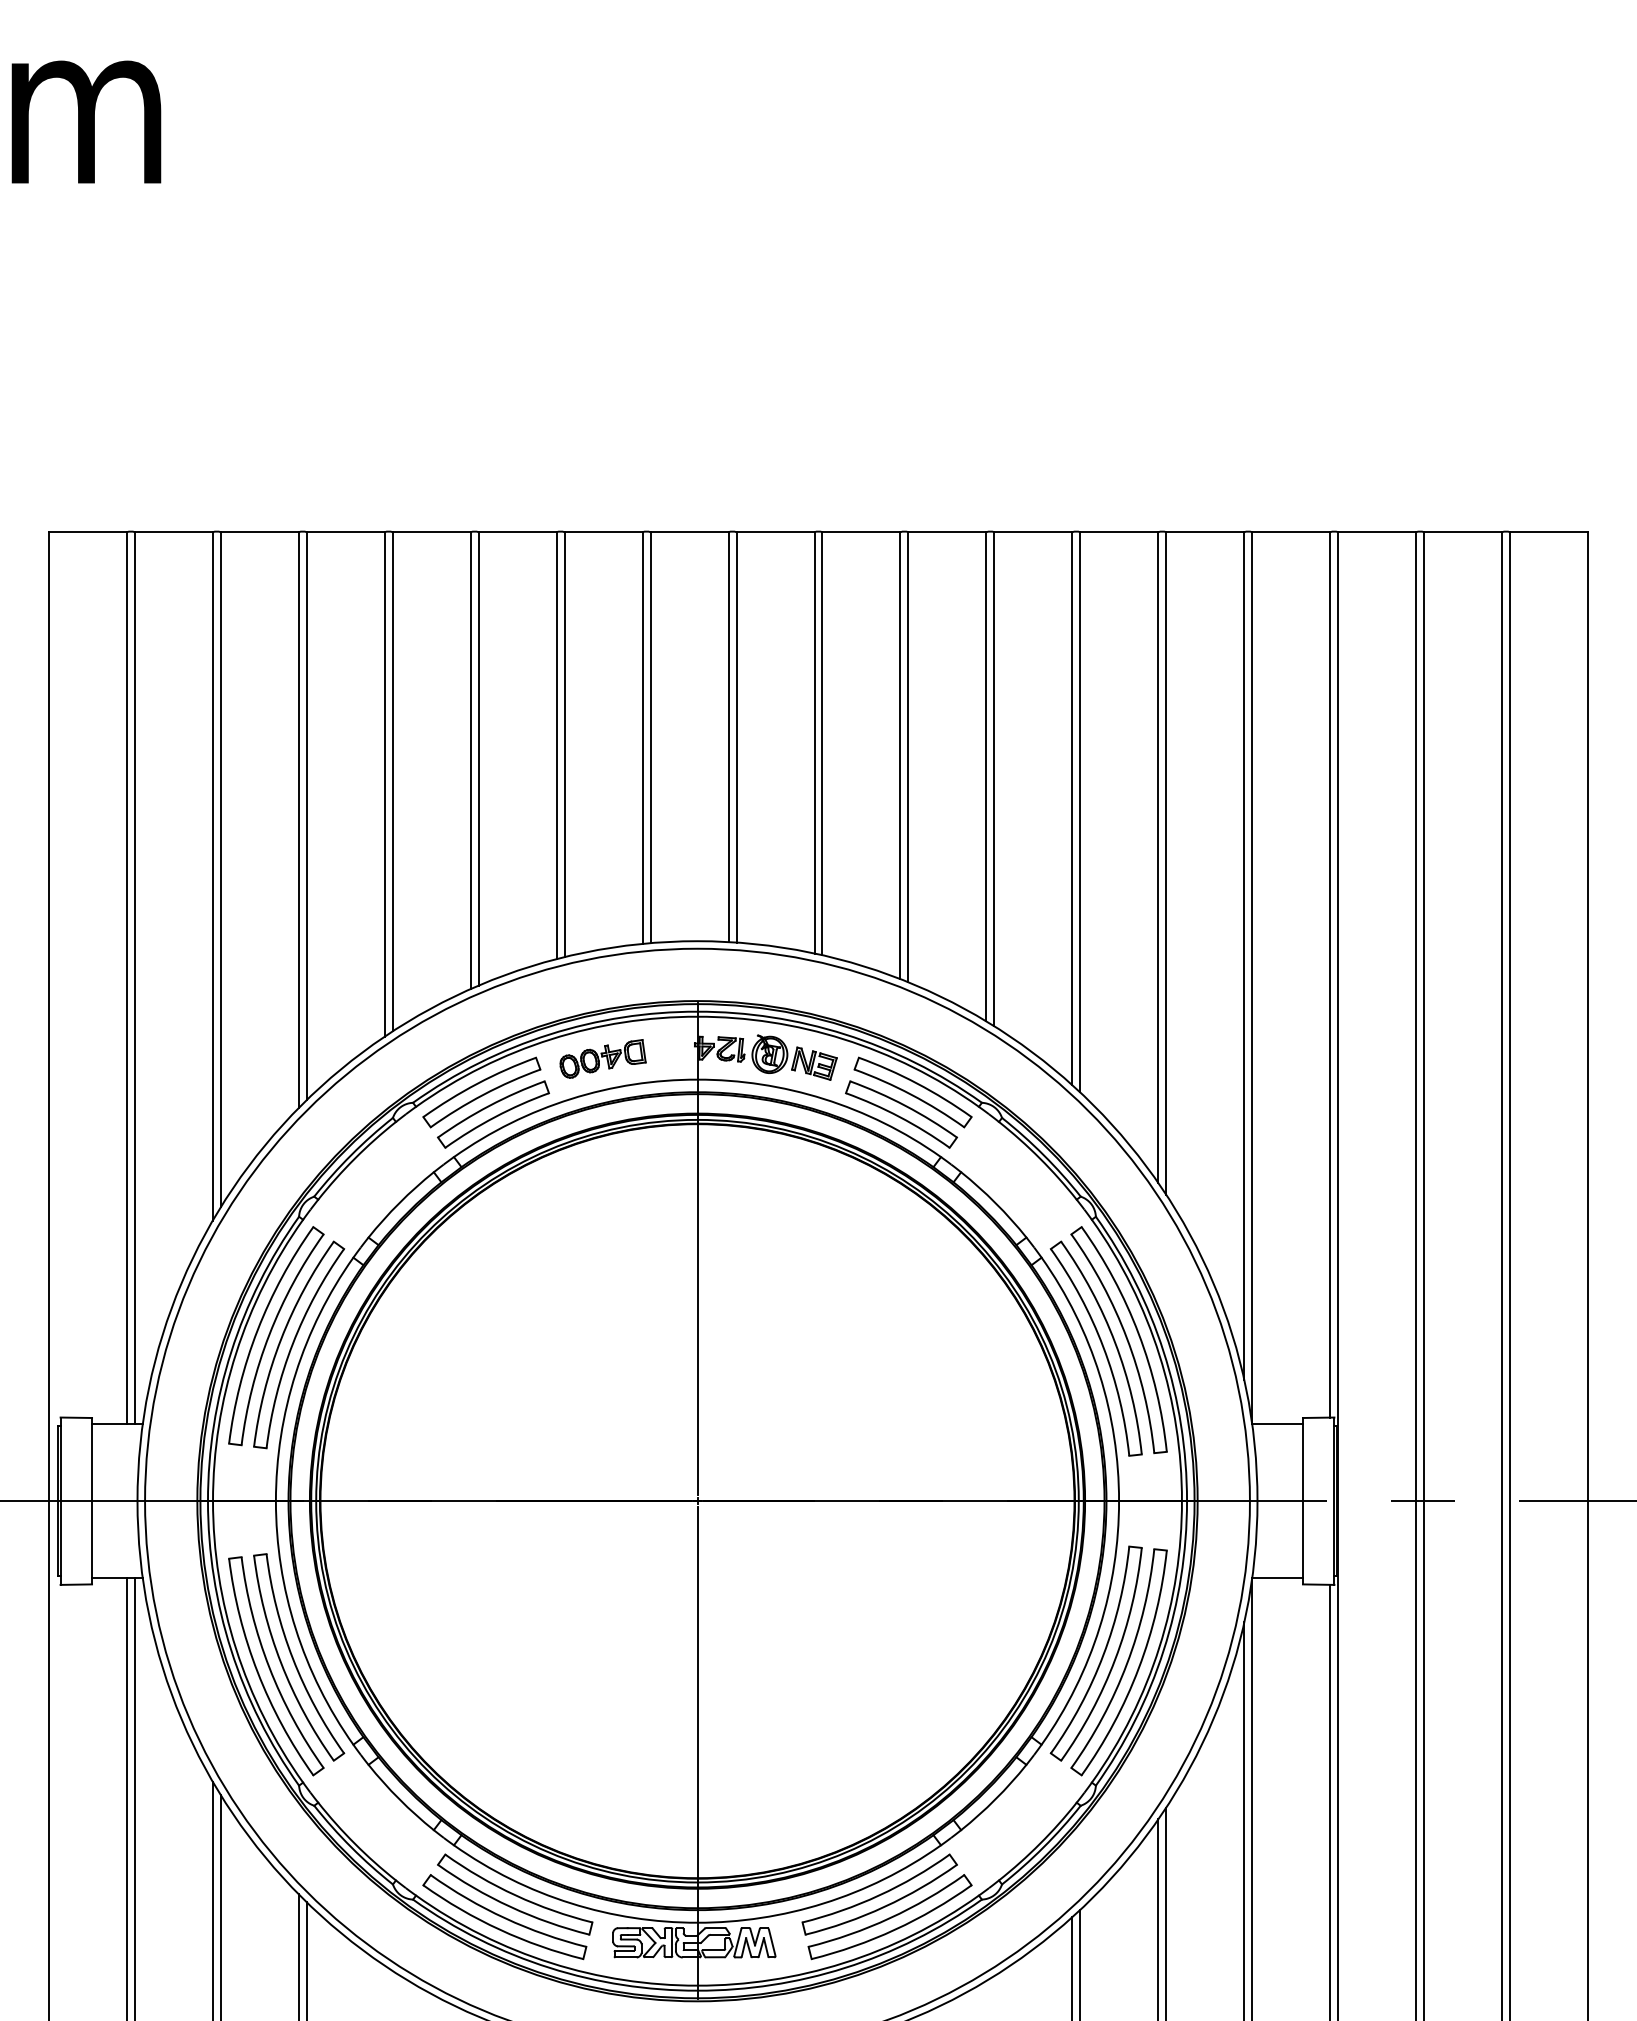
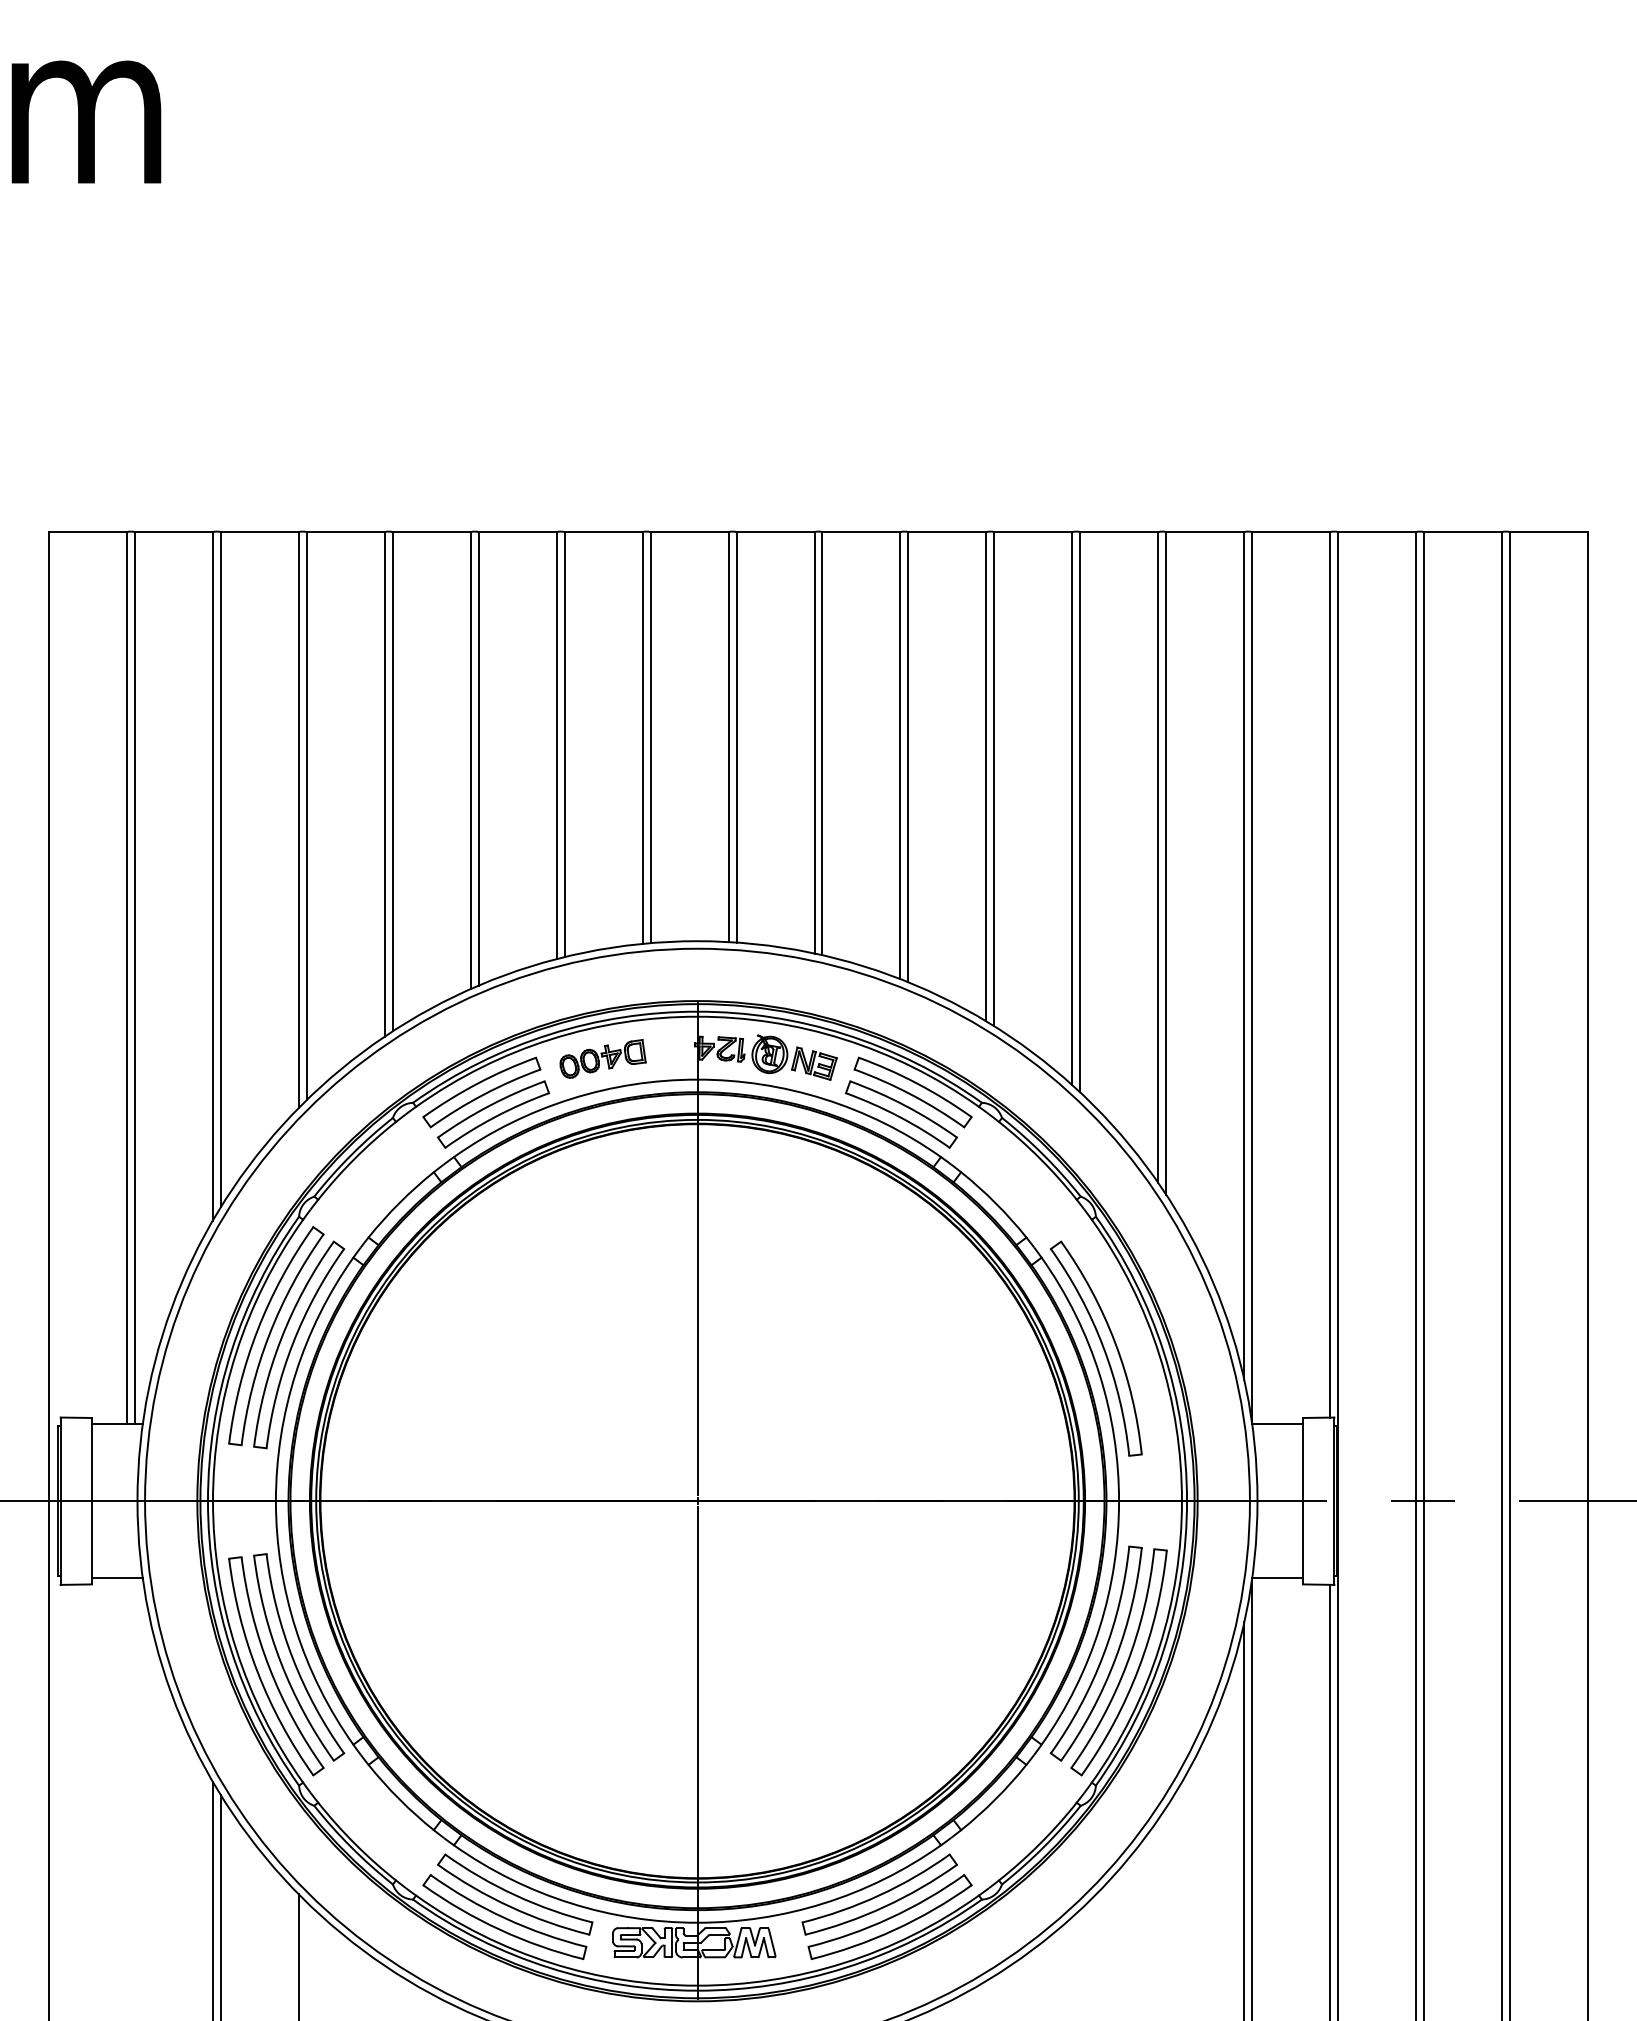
part: present -> none (1125, 1337)
line: present -> none (126, 1797)
line: present -> none (134, 1797)
line: present -> none (1166, 1912)
line: present -> none (1158, 1918)
line: present -> none (306, 1959)
line: present -> none (1080, 1963)
line: present -> none (1072, 1967)
